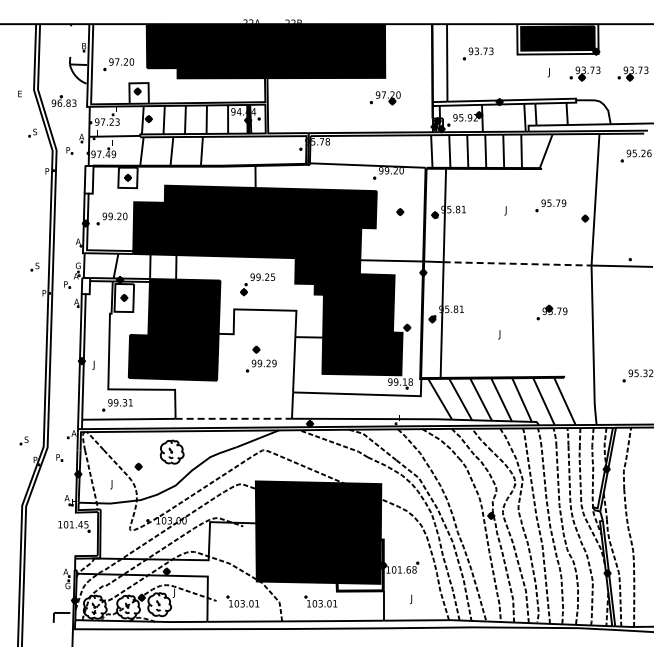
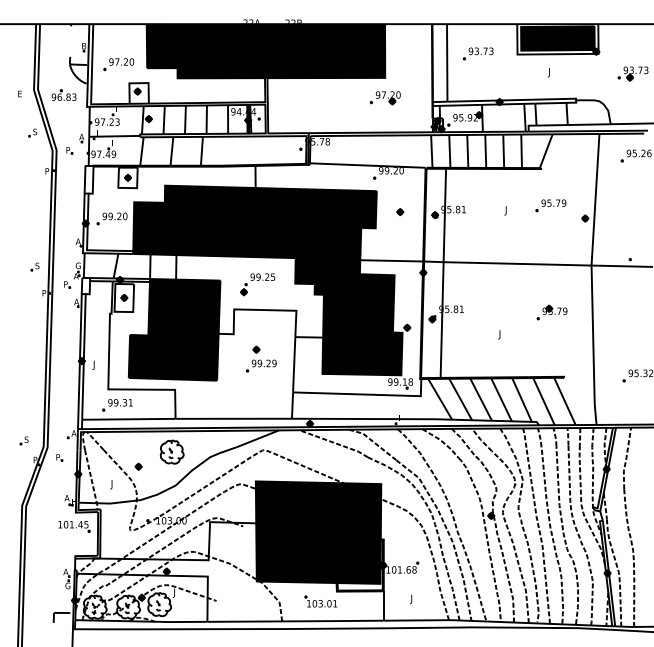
part: present -> none (584, 73)
part position: (63, 100) -> (63, 94) (63, 94)
line: dashed -> solid (516, 263)
line: dashed -> solid (234, 418)
part: present -> none (242, 601)
